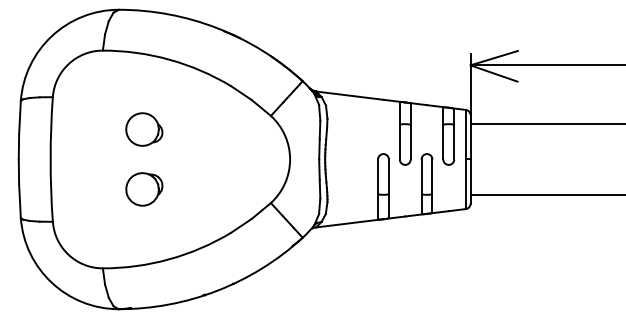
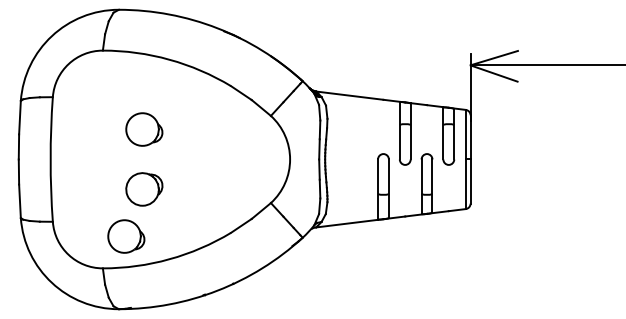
line: present -> none (546, 124)
line: present -> none (546, 194)
part: none -> present (126, 236)
